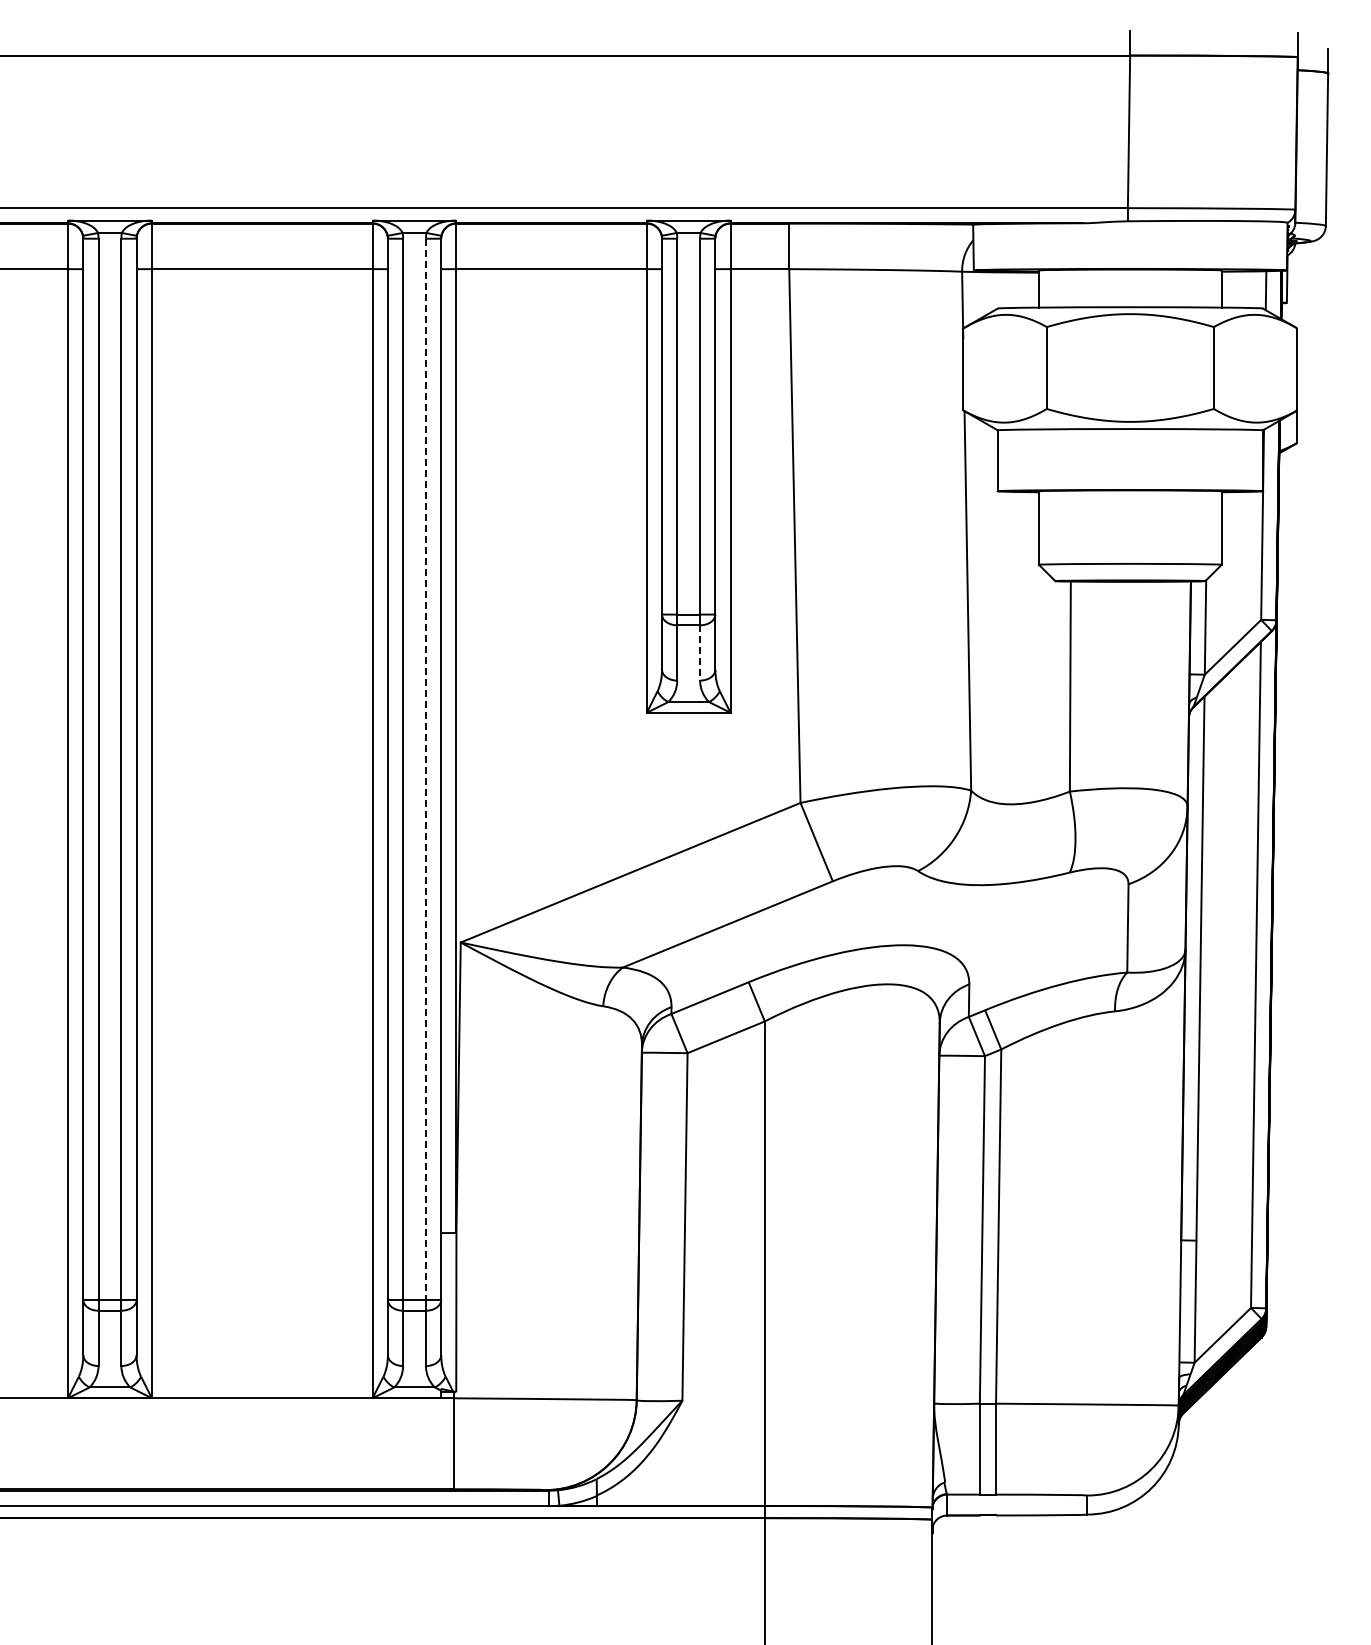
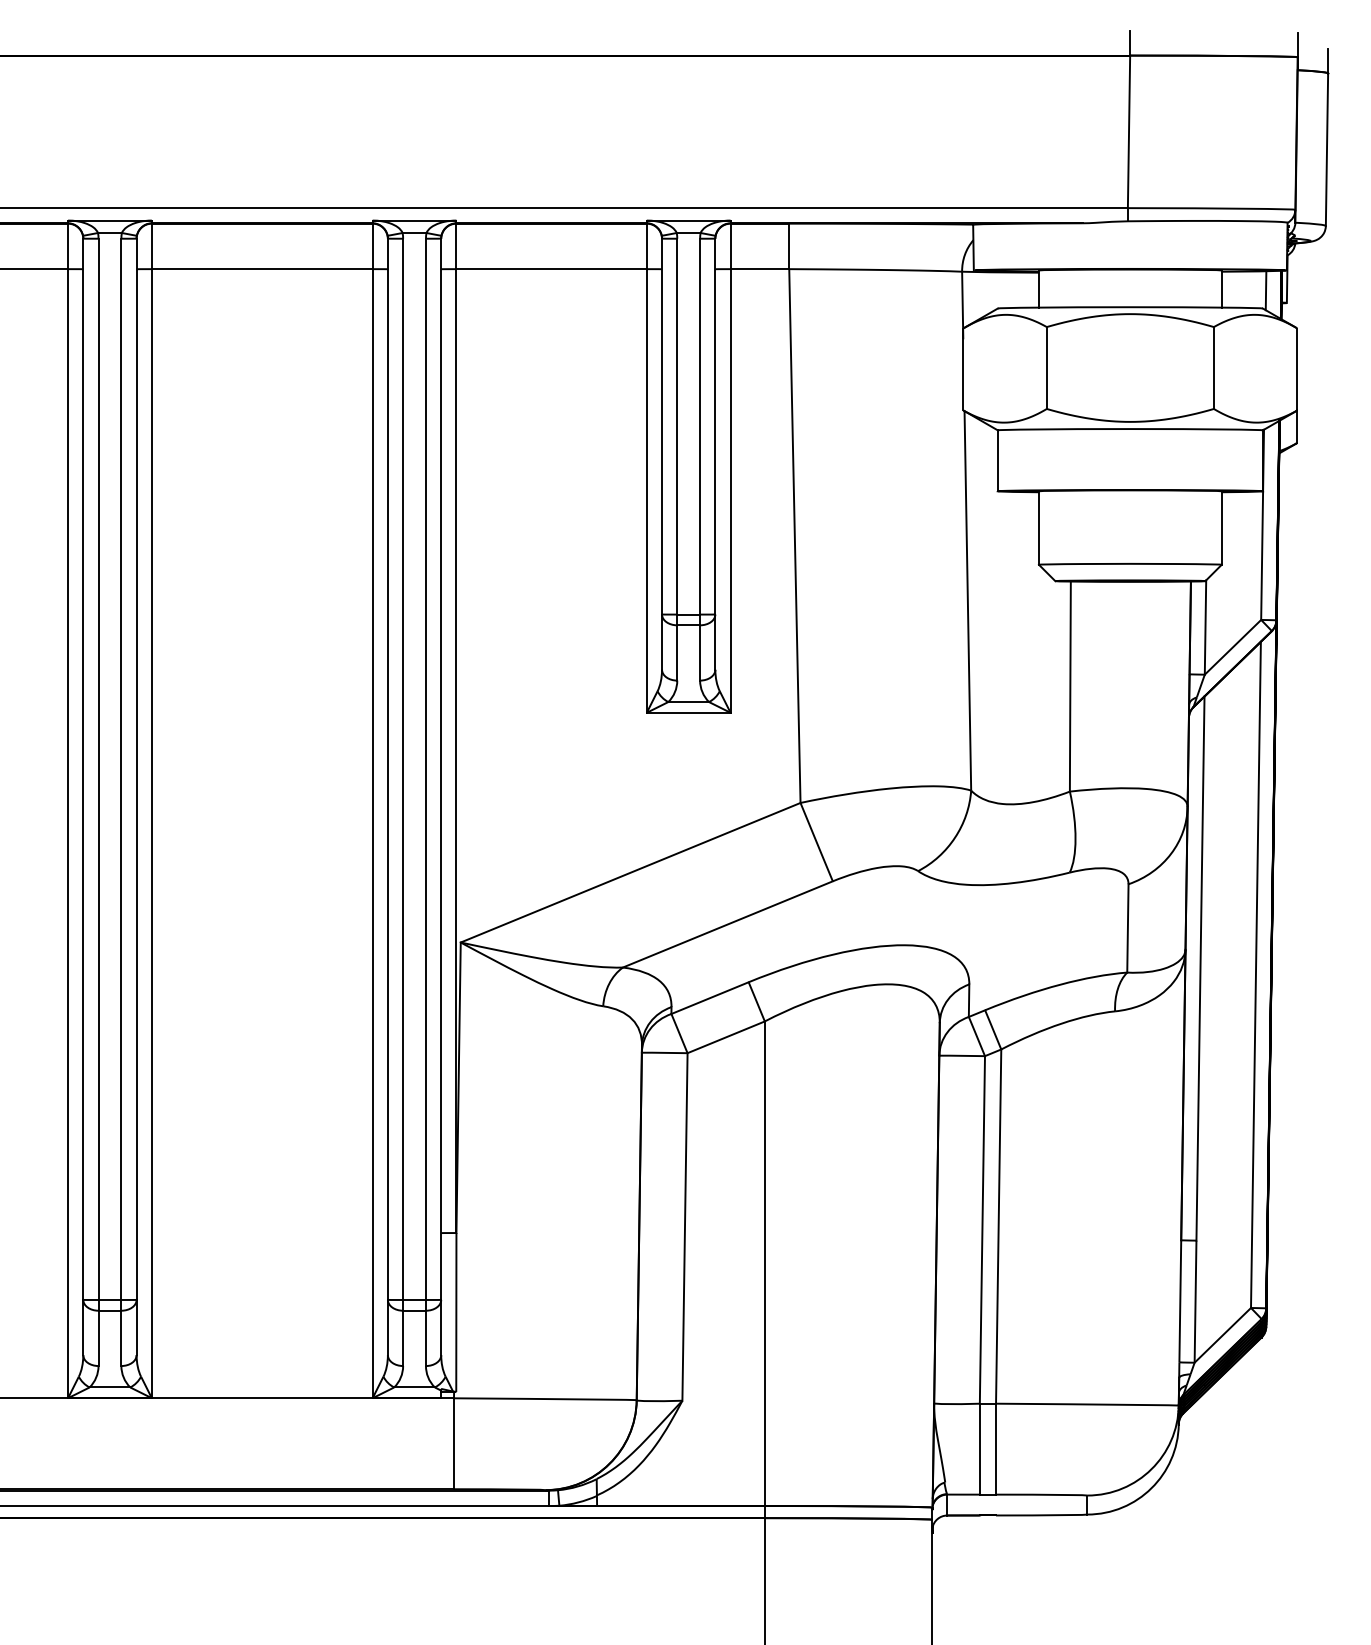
line: dashed -> solid (700, 652)
line: dashed -> solid (425, 769)
